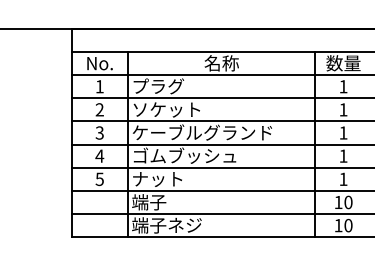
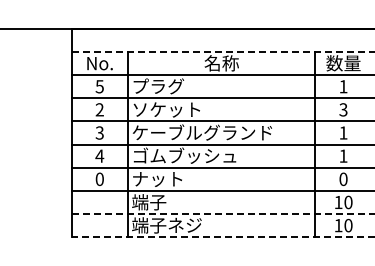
line: solid -> dashed (223, 51)
text: 1 -> 5 (99, 86)
text: 1 -> 3 (343, 109)
text: 5 -> 0 (99, 178)
text: 1 -> 0 (343, 179)
line: solid -> dashed (223, 214)
line: solid -> dashed (222, 237)
